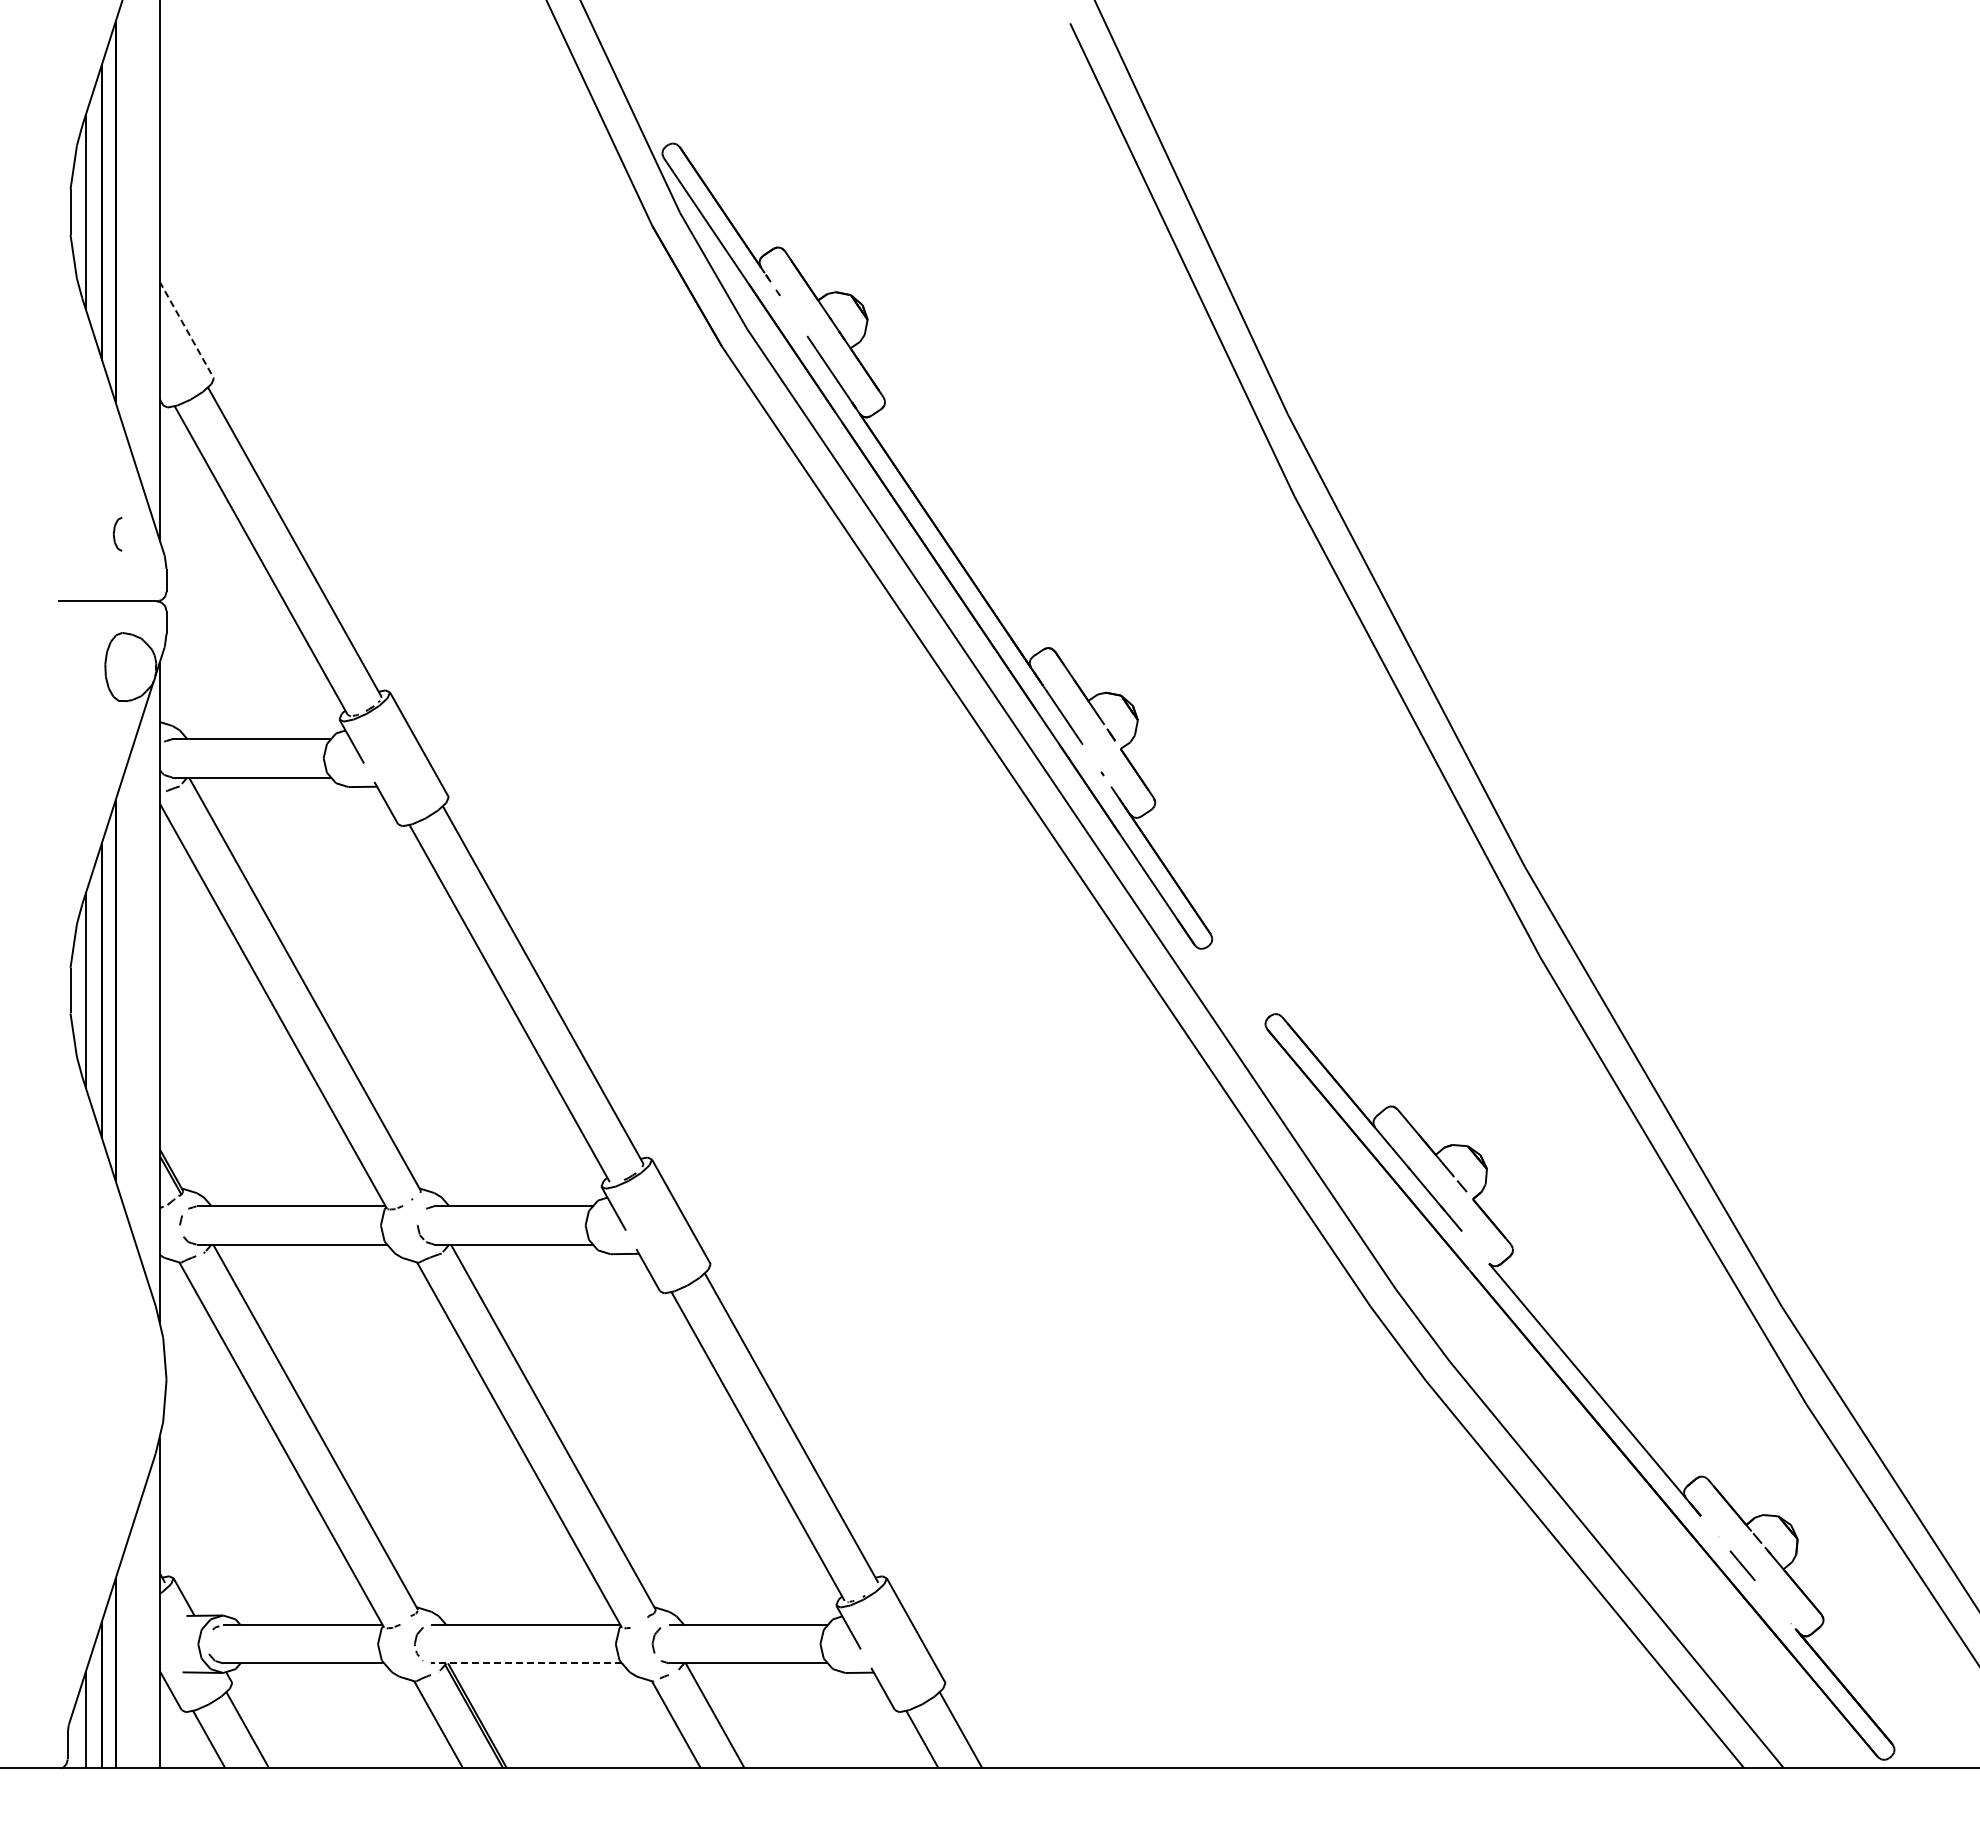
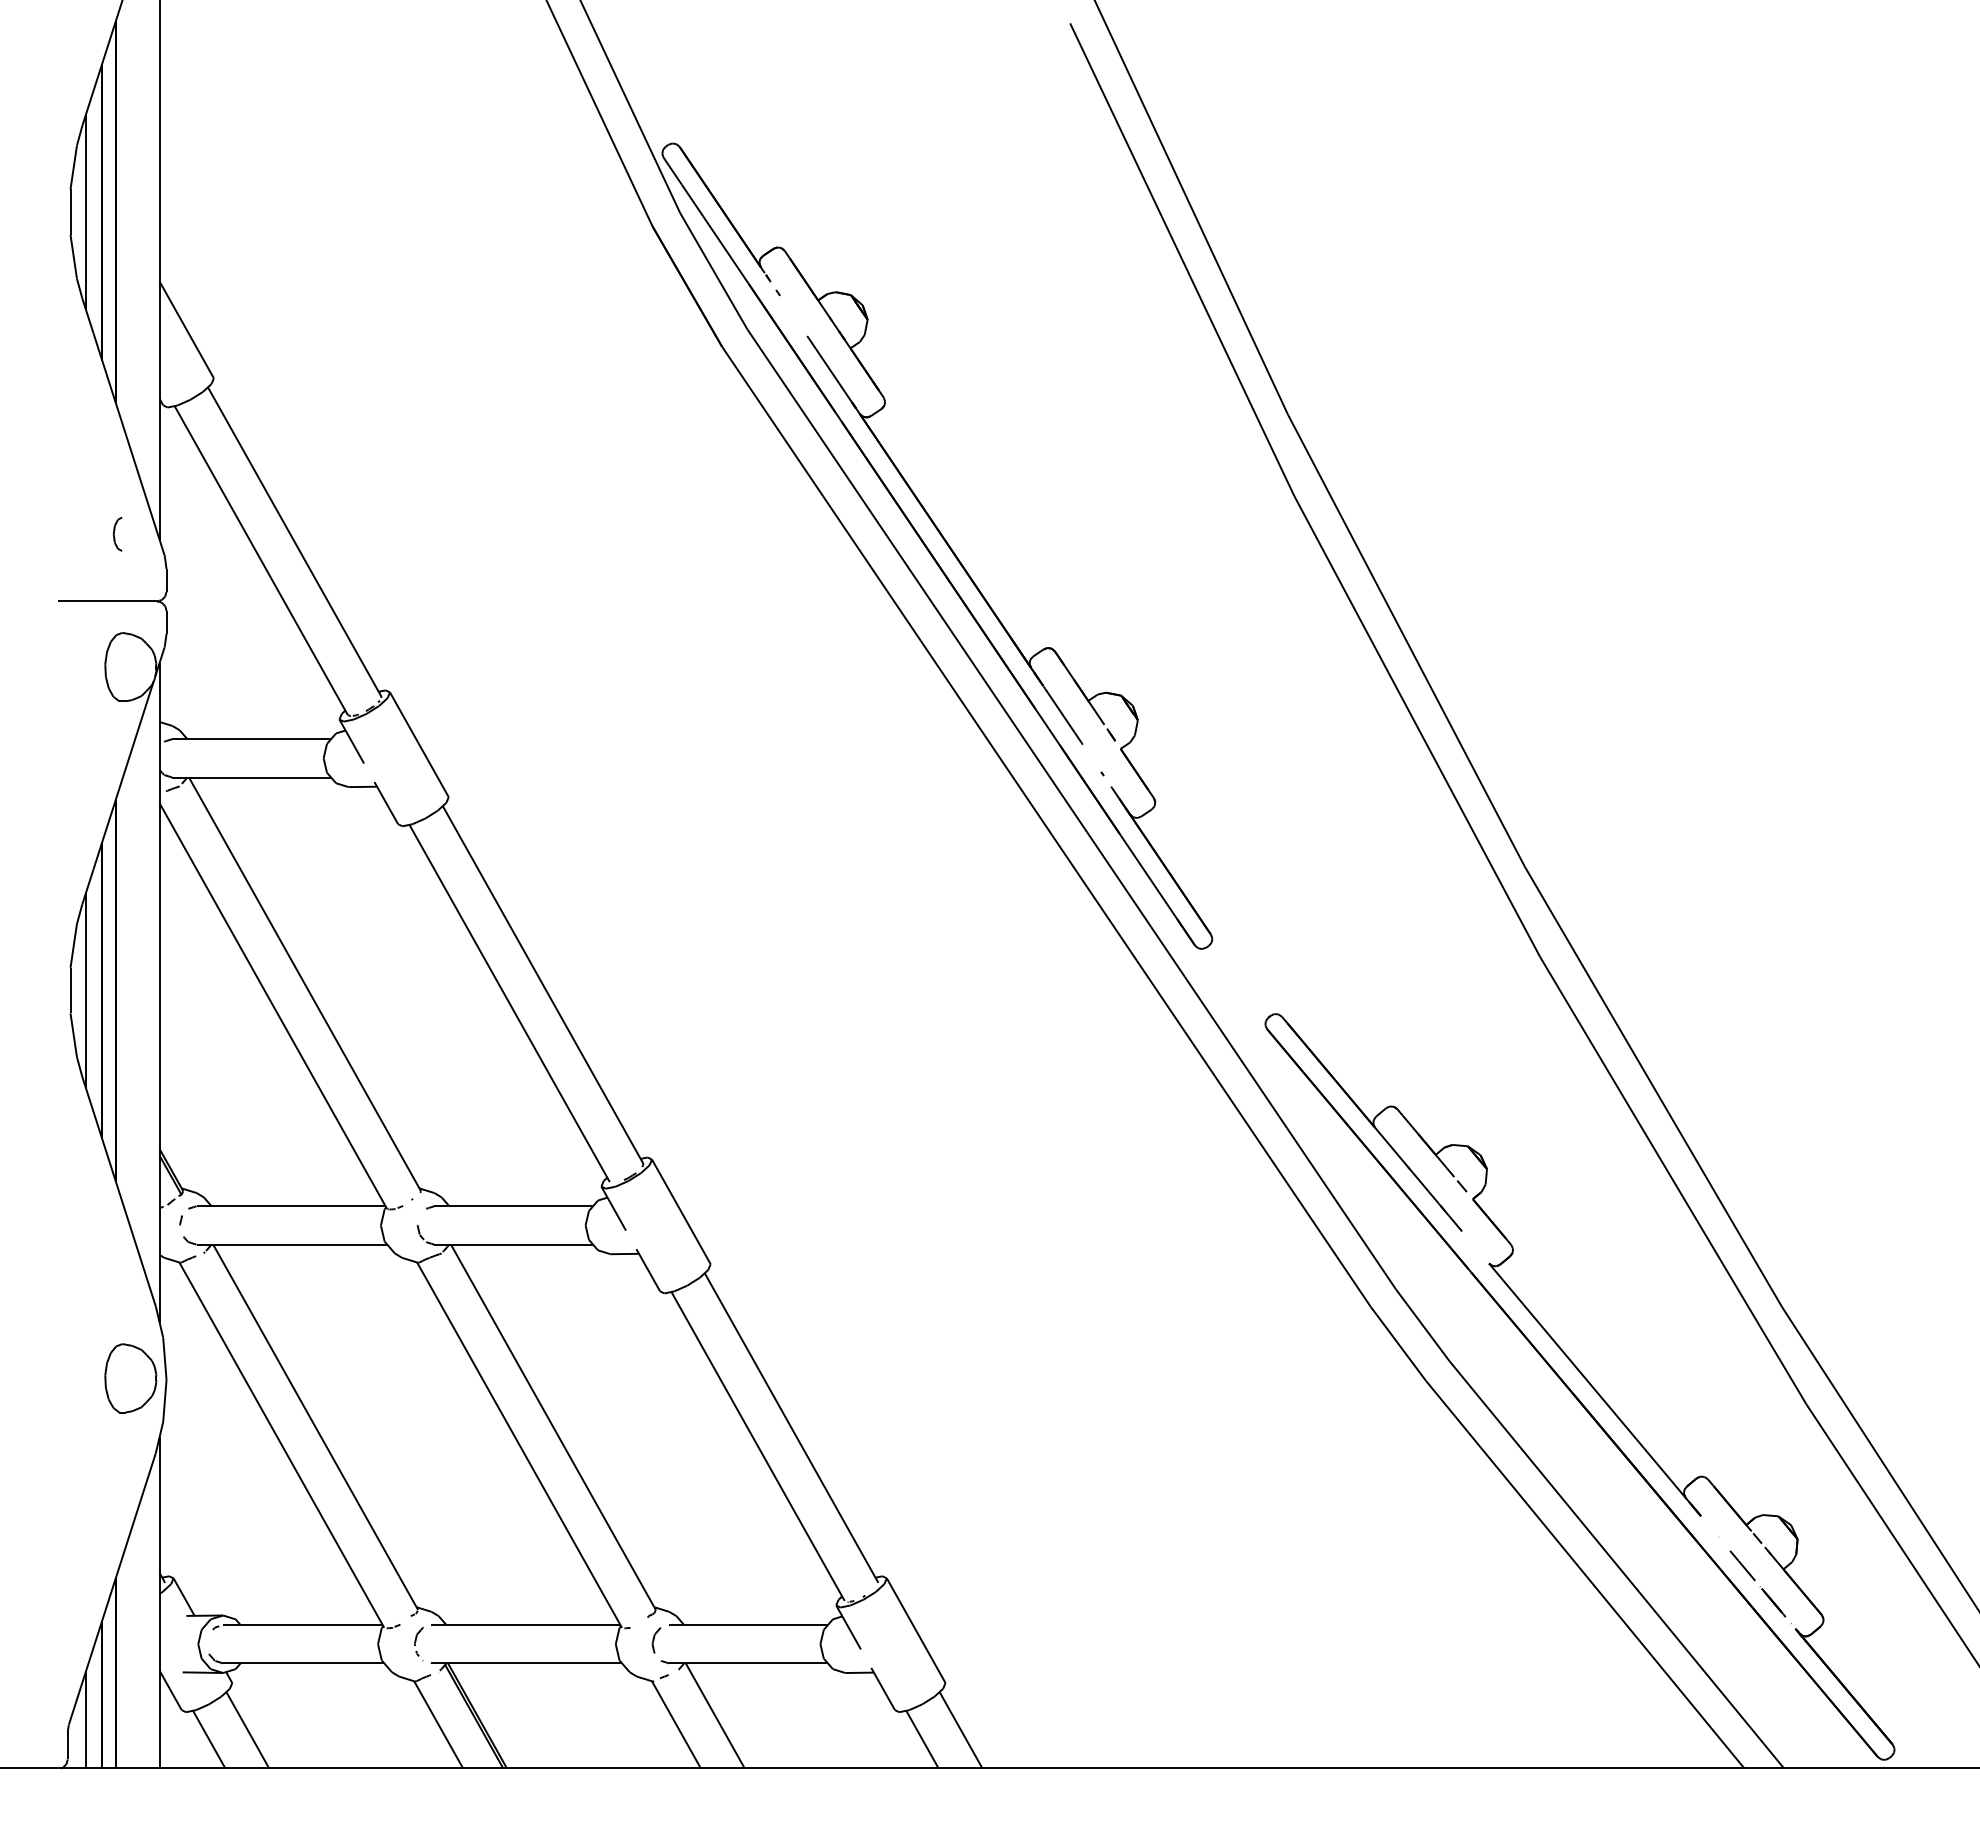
line: dashed -> solid (187, 330)
part: none -> present (130, 1378)
line: none -> present (1772, 1601)
line: dashed -> solid (526, 1663)
